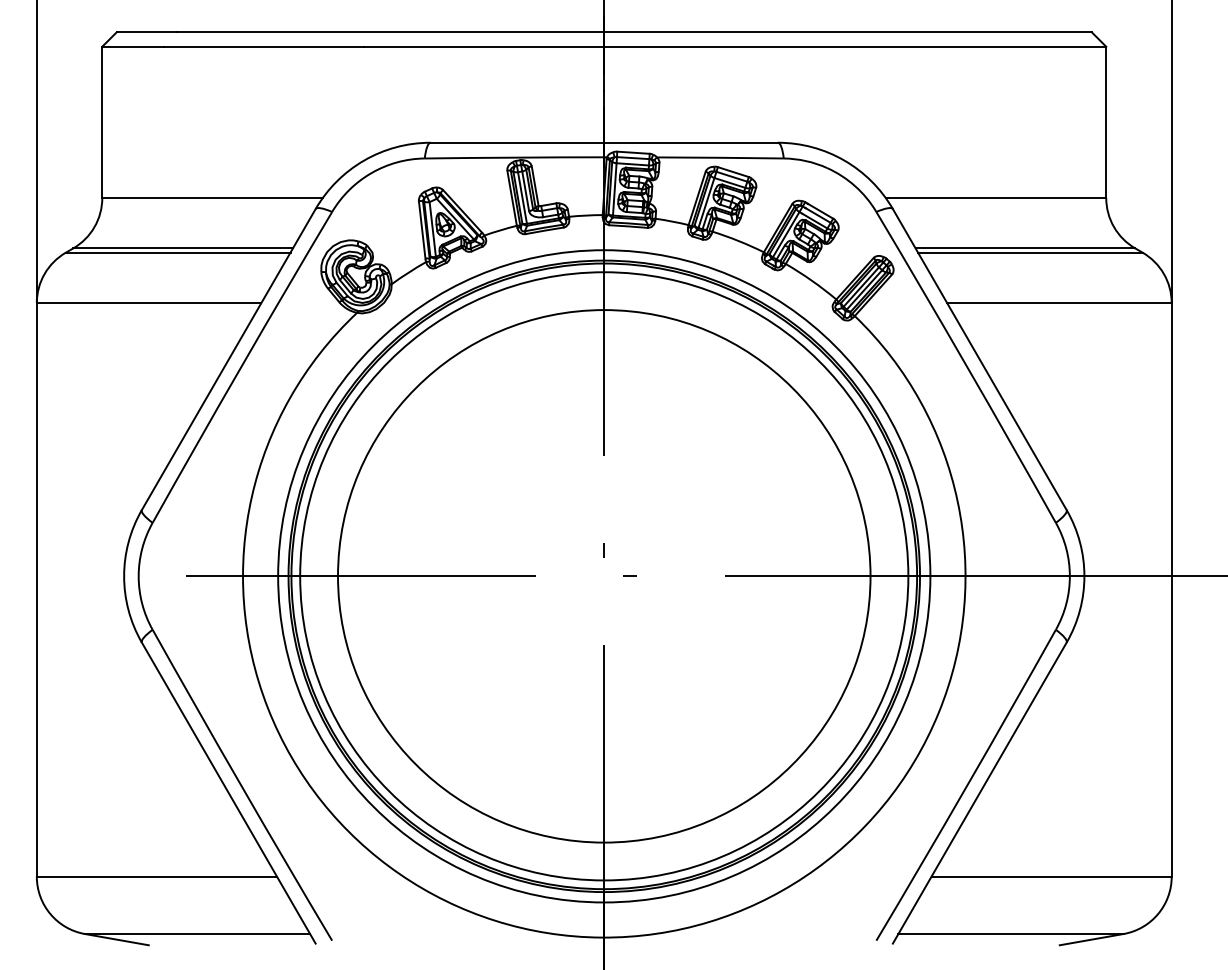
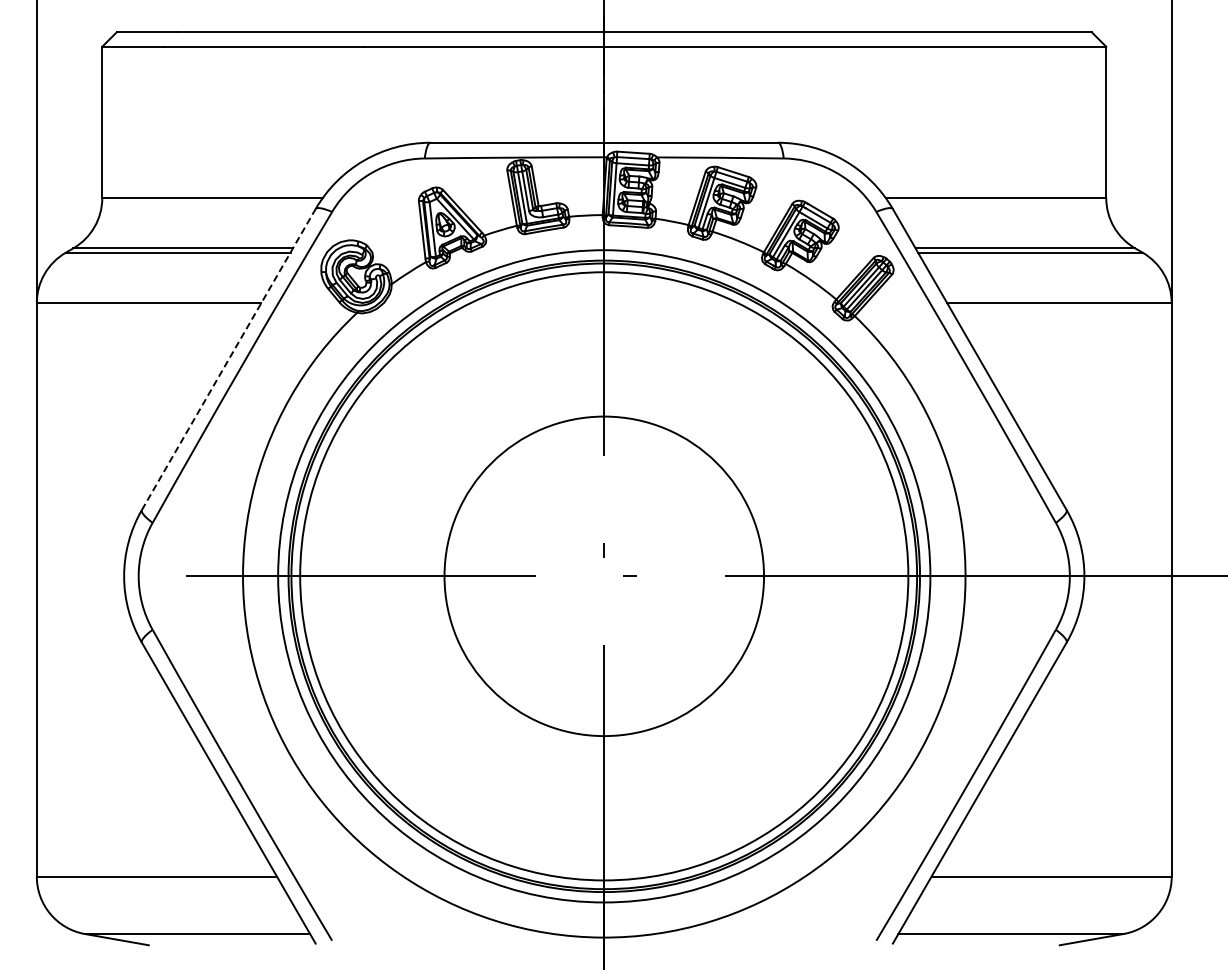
line: solid -> dashed (228, 359)
circle diameter: 533 px -> 320 px (604, 576)
